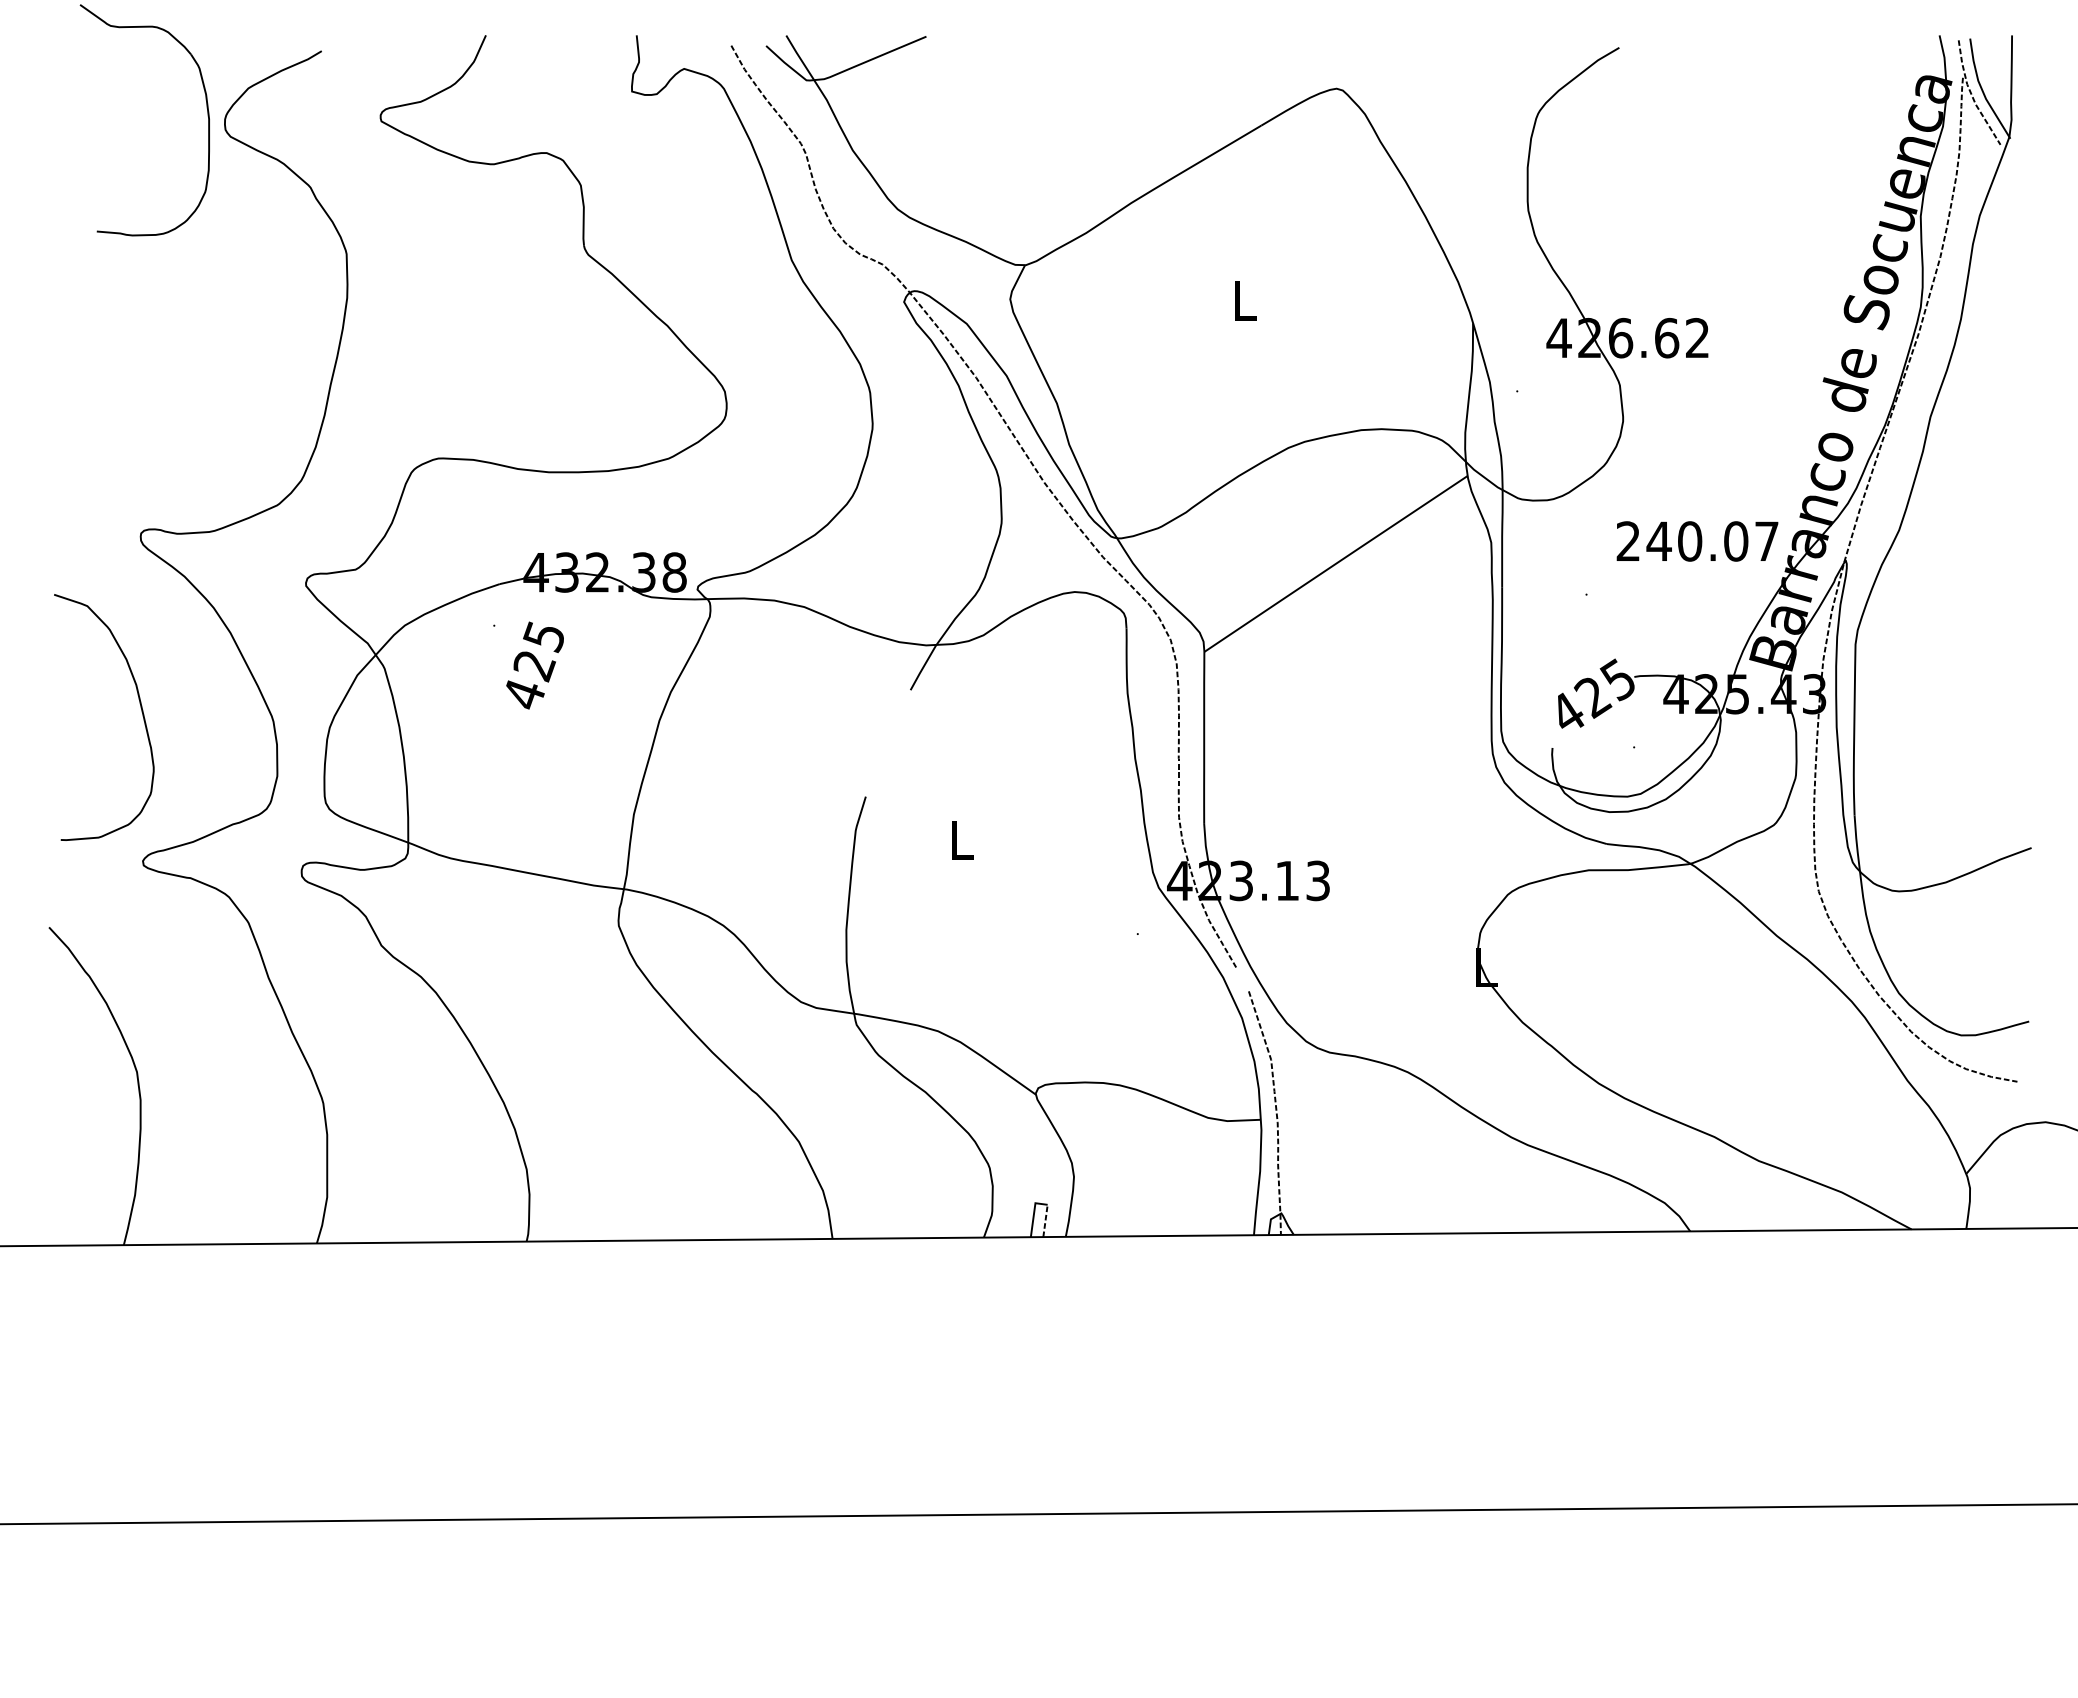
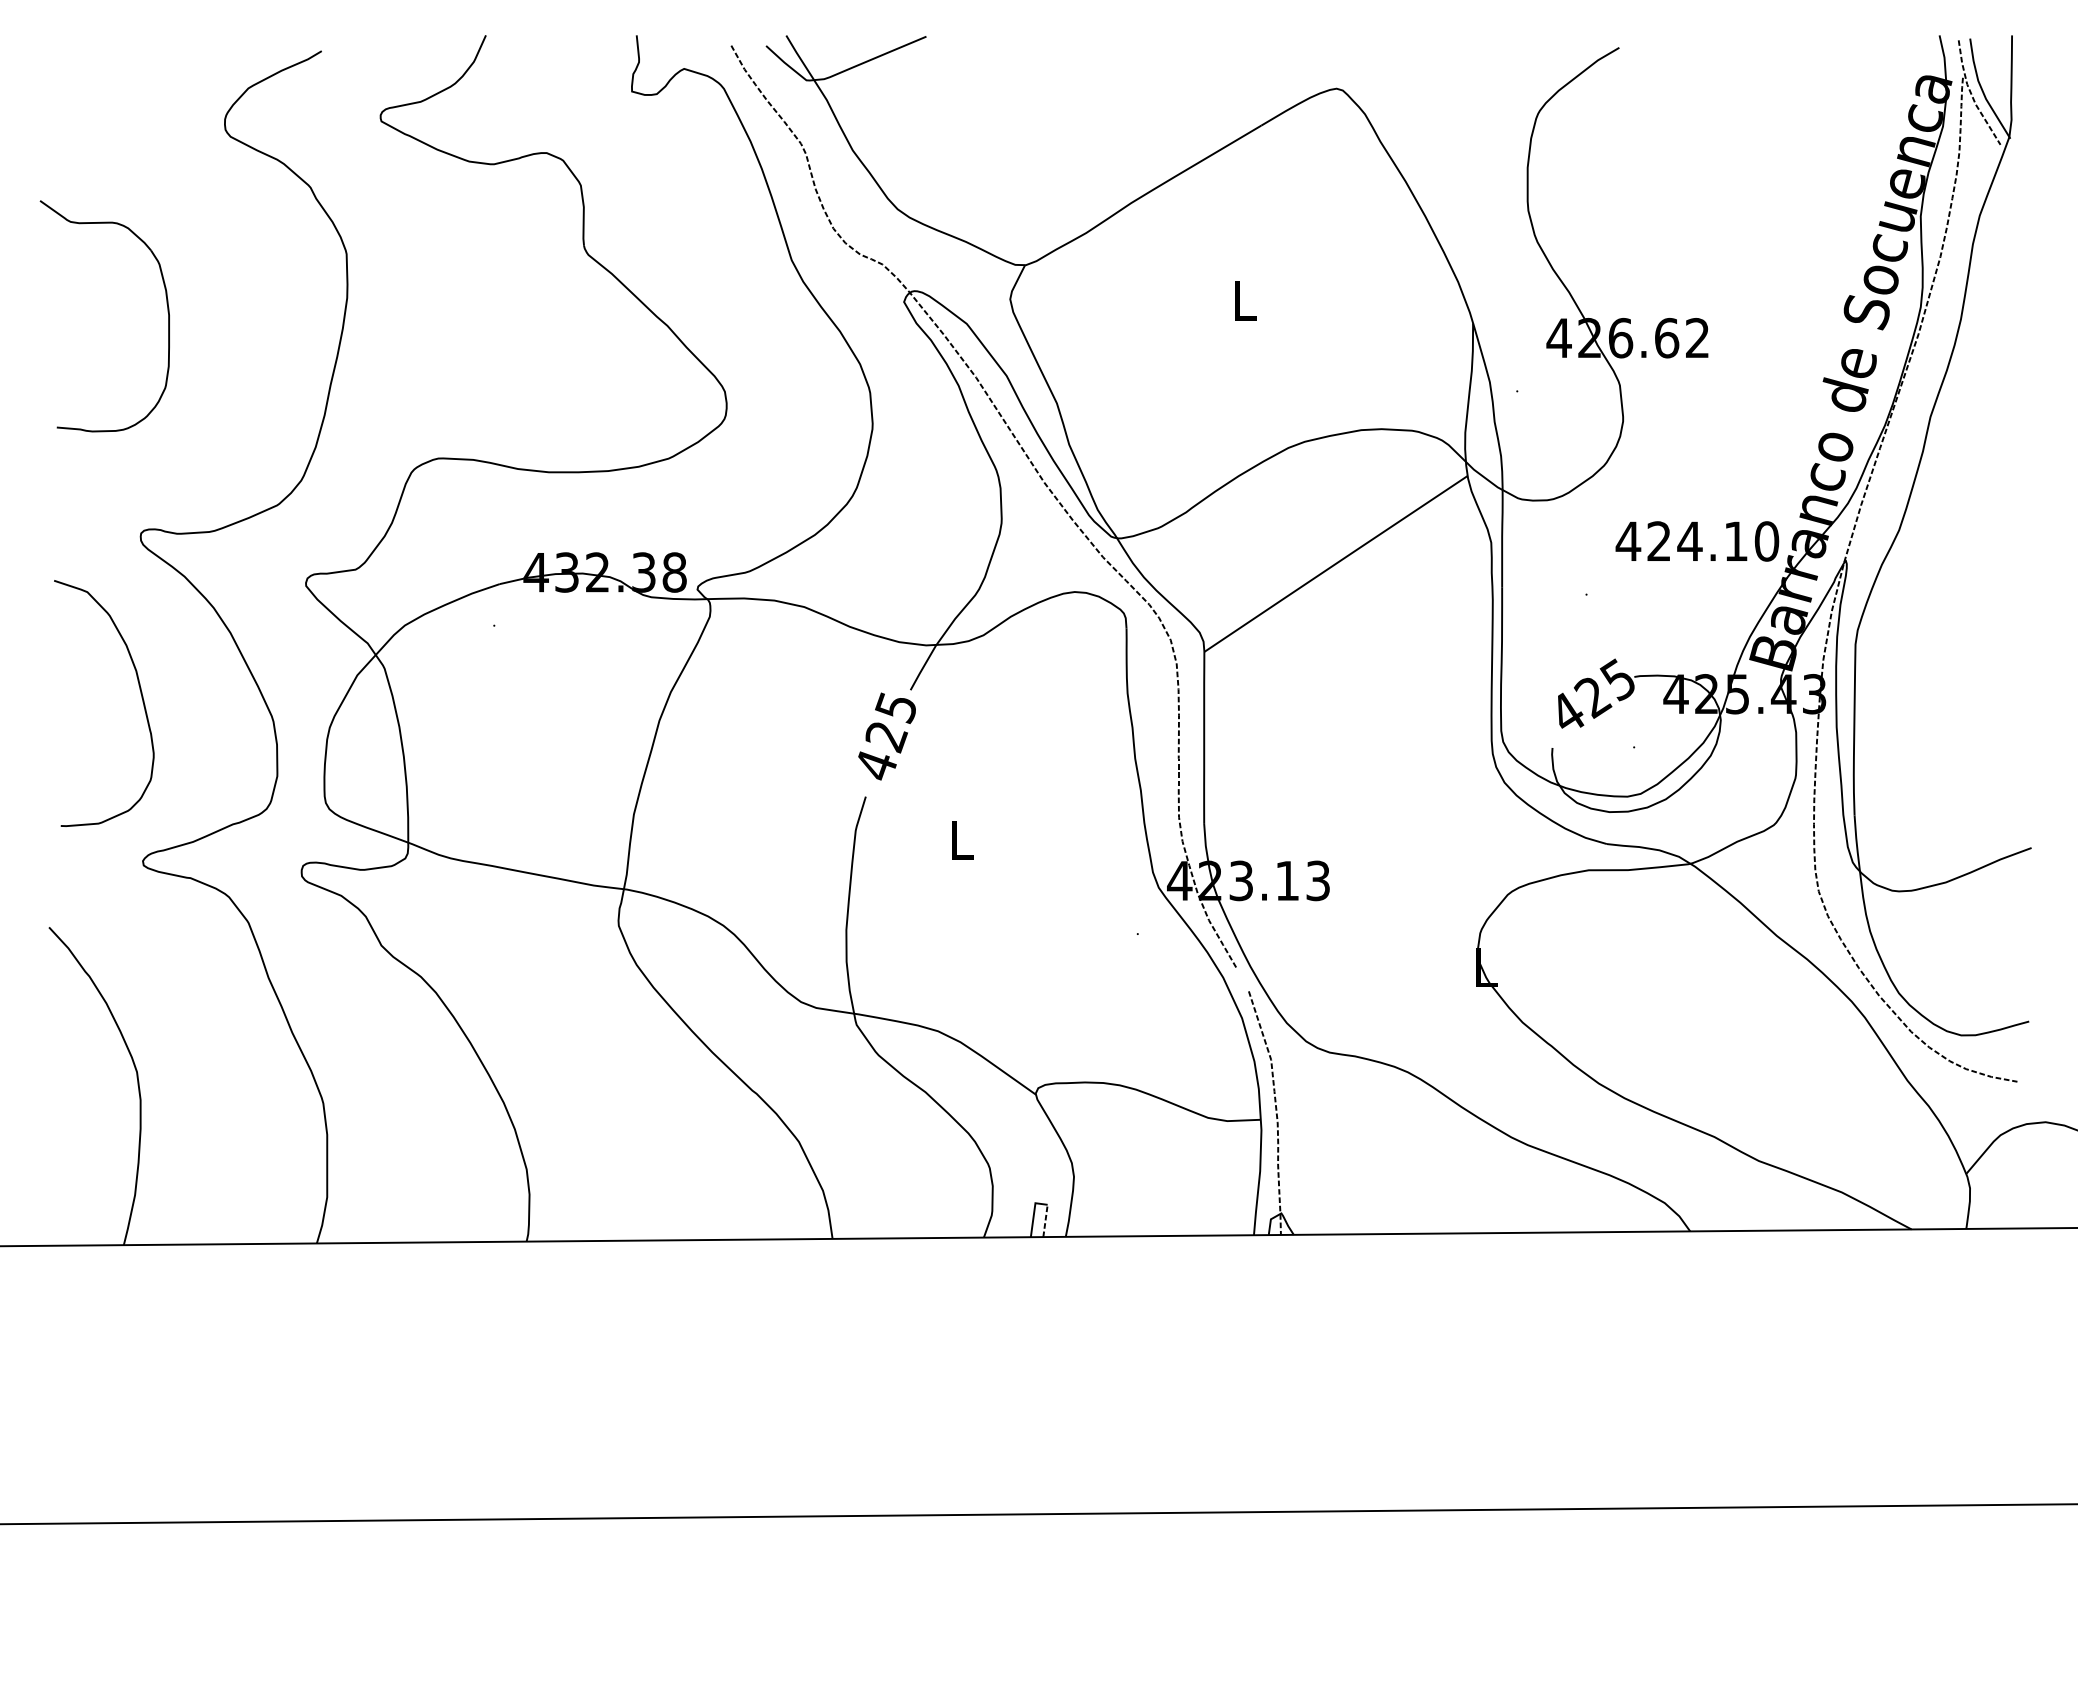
part position: (207, 116) -> (167, 312) (167, 312)
text: 240.07 -> 424.10 (1697, 541)
text position: (534, 665) -> (886, 736) (886, 736)
curve position: (141, 712) -> (141, 698) (141, 698)
